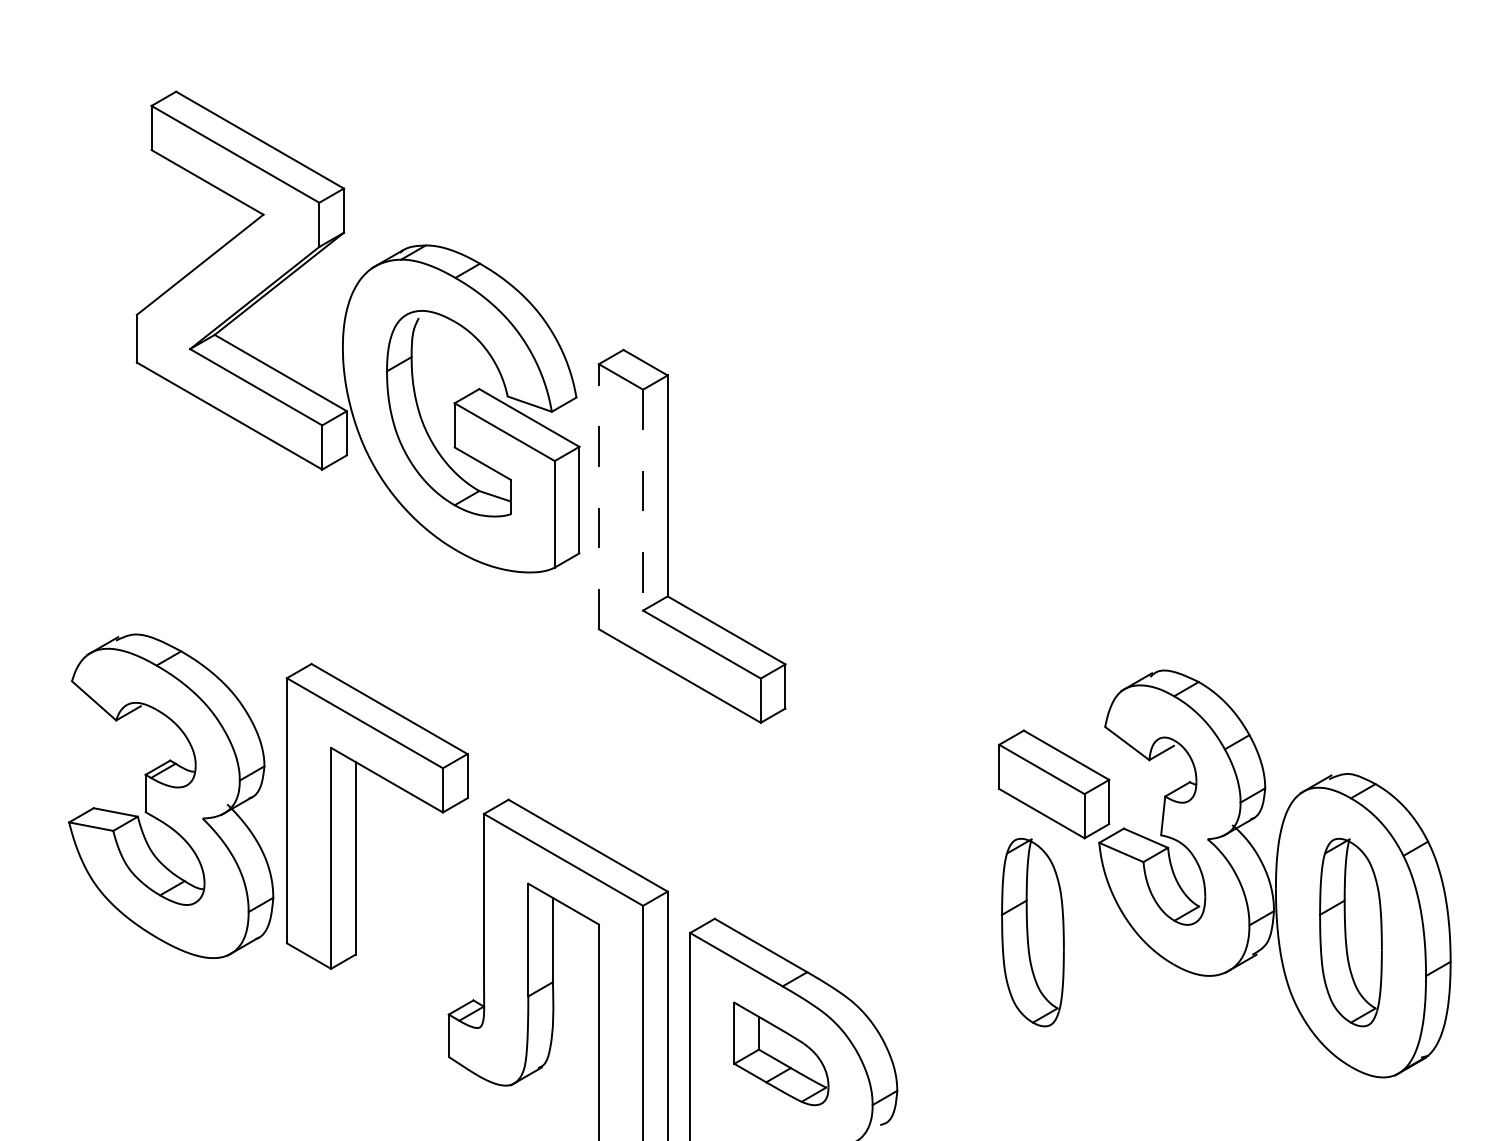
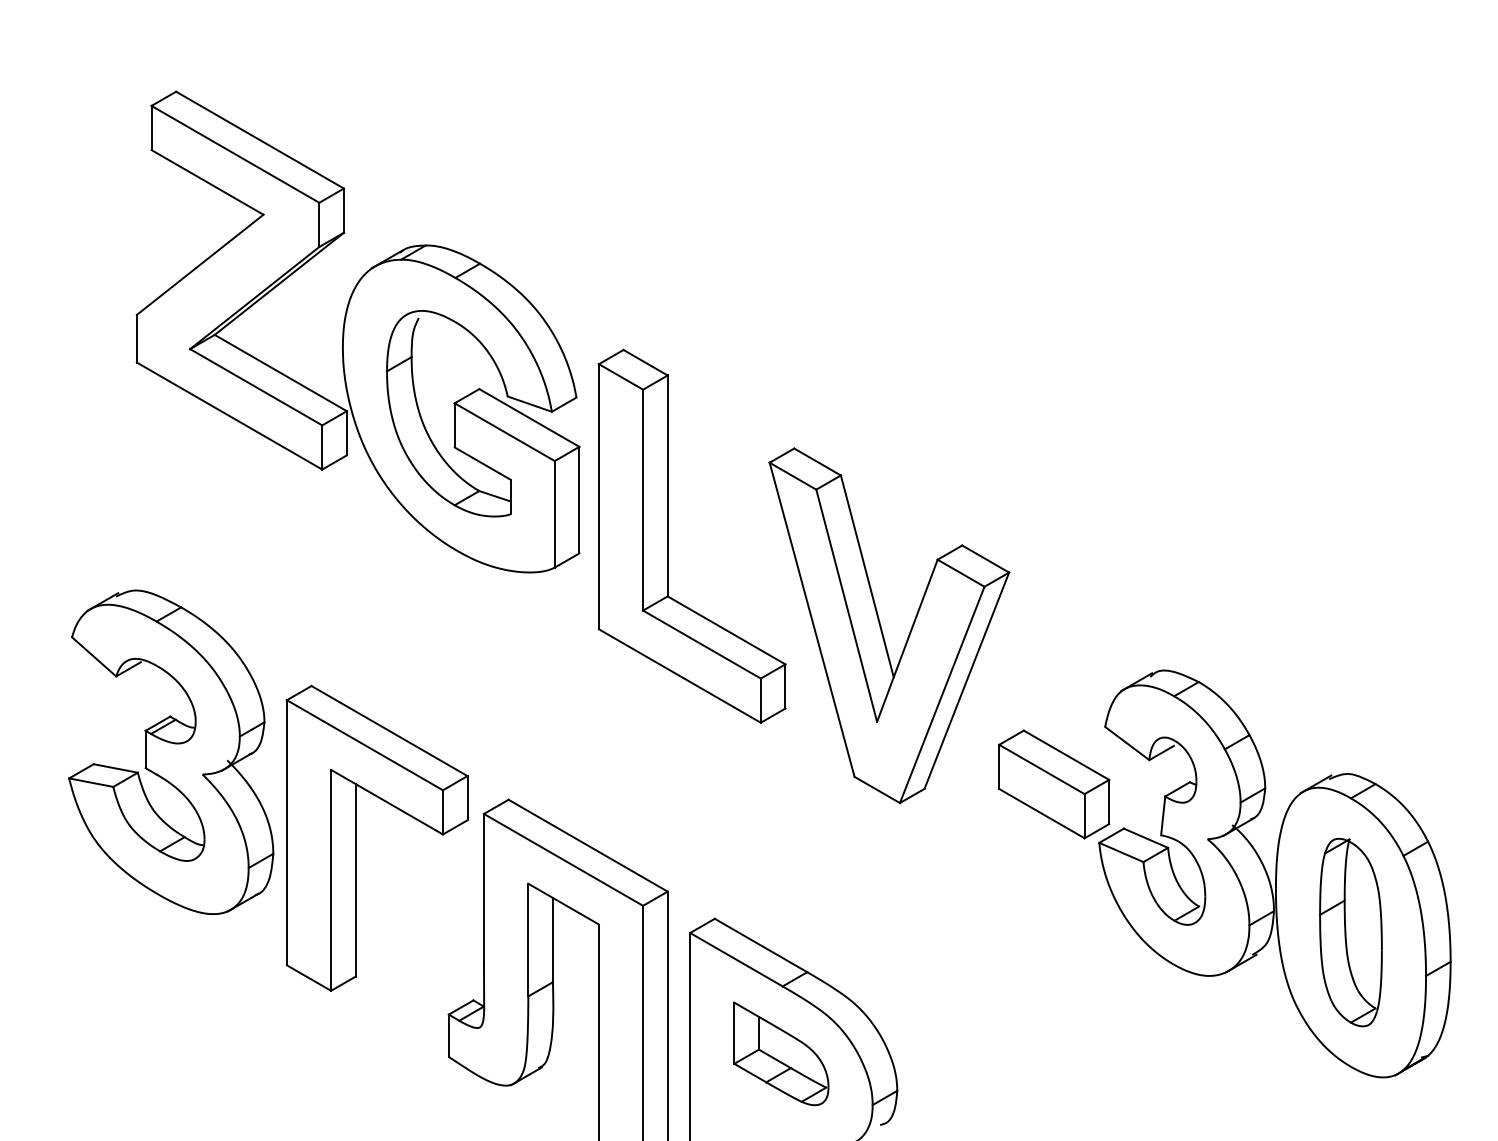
line: dashed -> solid (598, 496)
line: dashed -> solid (643, 500)
part: none -> present (881, 625)
part position: (171, 795) -> (171, 751) (171, 751)
part position: (356, 815) -> (356, 837) (356, 837)
part: present -> none (1032, 932)
